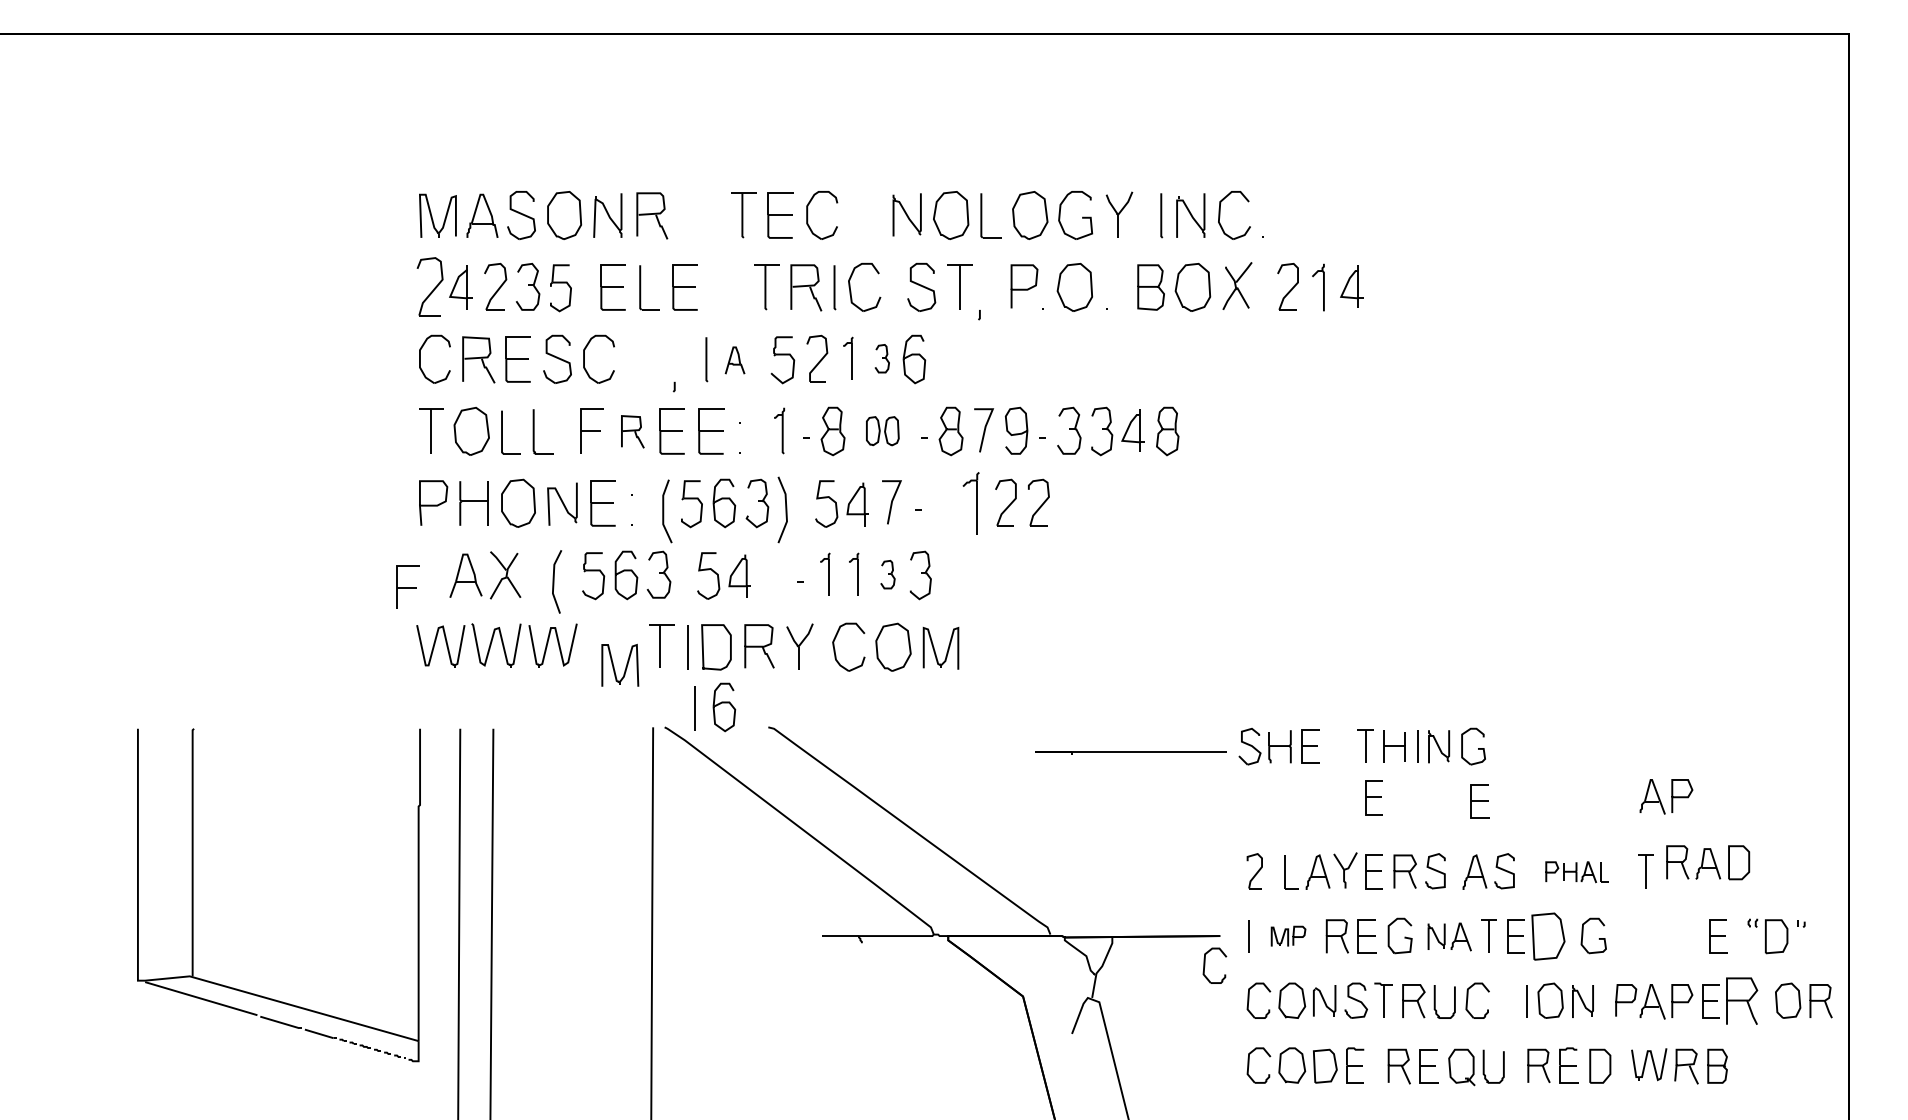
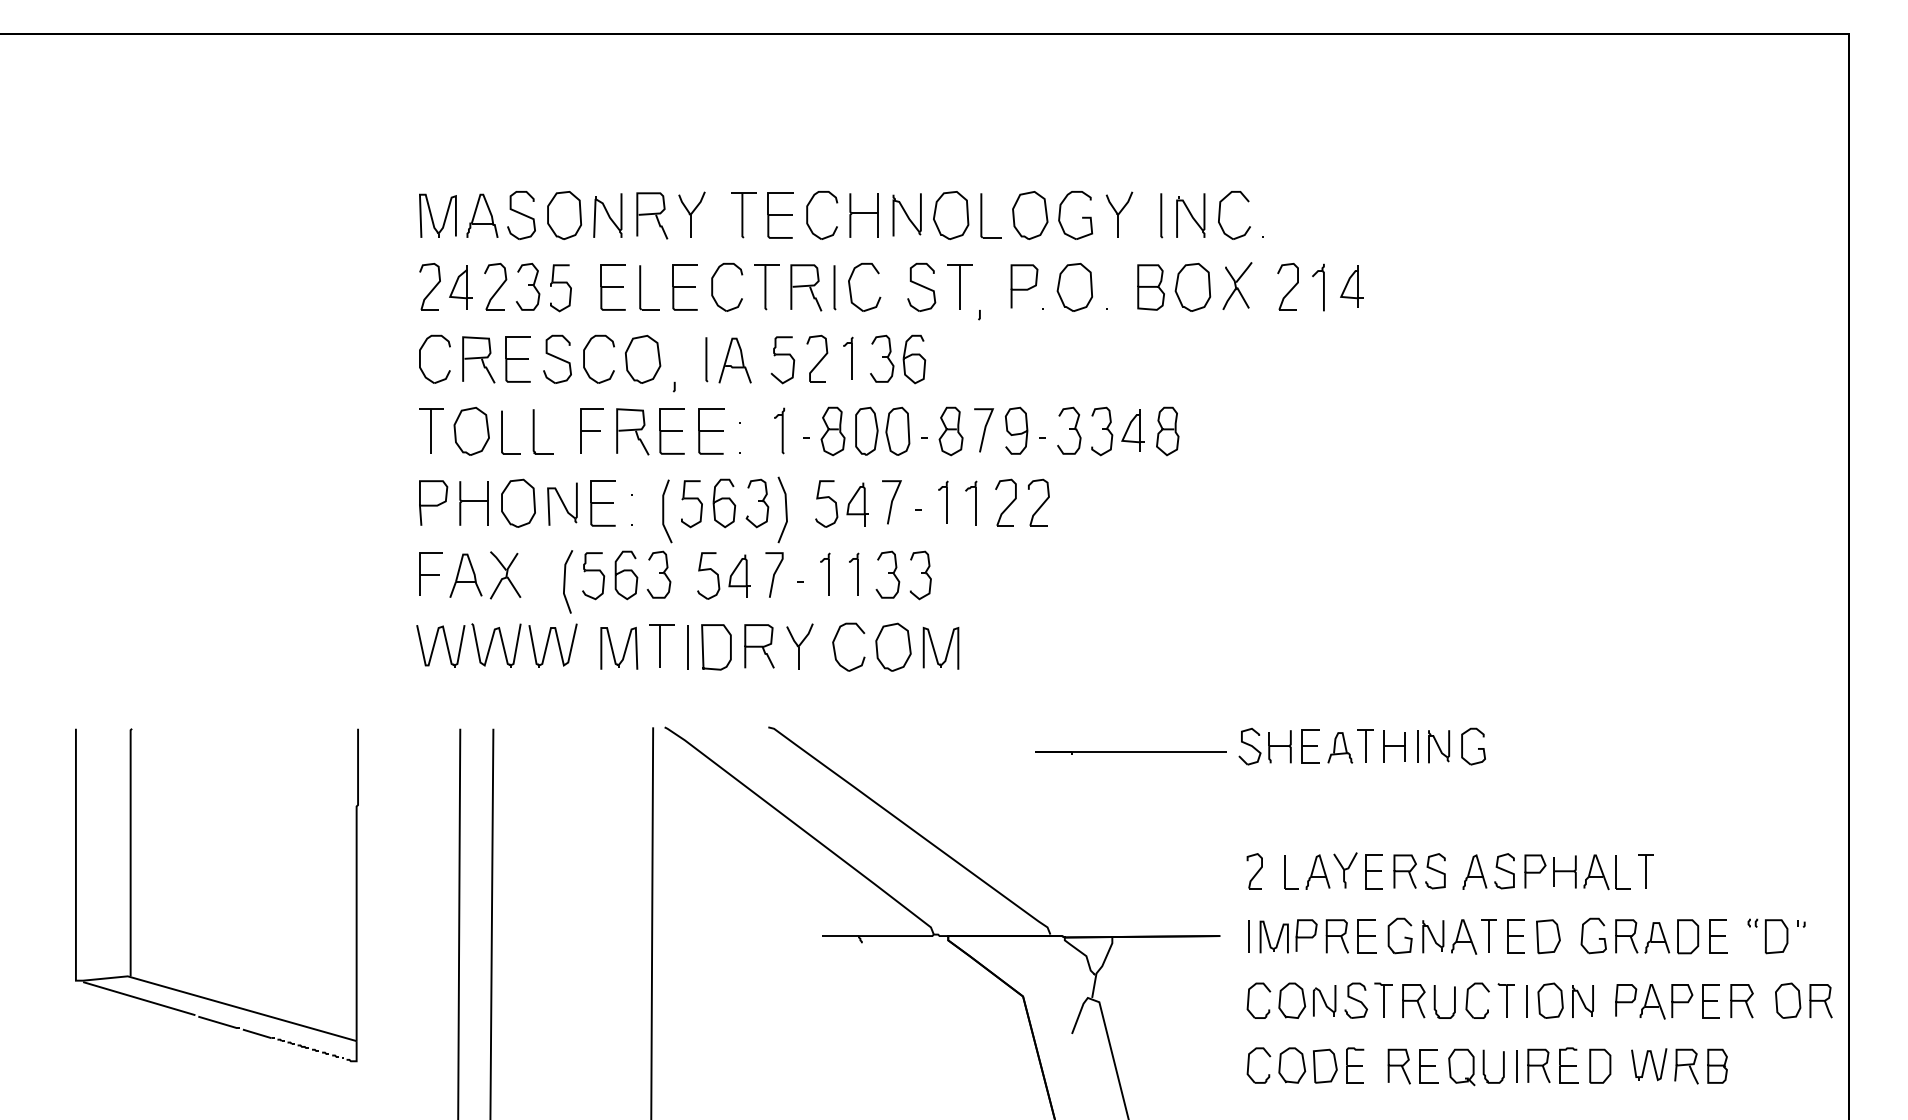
part: none -> present (691, 214)
part: none -> present (863, 215)
part size: 28x60 px -> 22x48 px (429, 286)
part: none -> present (713, 286)
part: none -> present (643, 358)
part size: 16x30 px -> 25x49 px (882, 358)
part size: 22x29 px -> 34x47 px (734, 360)
part size: 24x34 px -> 34x48 px (632, 431)
part size: 34x31 px -> 56x50 px (882, 430)
part: none -> present (943, 501)
part size: 18x63 px -> 13x46 px (971, 502)
line: none -> present (774, 574)
part size: 16x31 px -> 26x49 px (887, 574)
line position: (554, 581) -> (565, 581) (565, 581)
part position: (407, 586) -> (430, 573) (430, 573)
part position: (620, 664) -> (619, 647) (619, 647)
part: present -> none (724, 707)
line: present -> none (694, 708)
part: none -> present (1340, 747)
part: present -> none (1666, 796)
part: present -> none (1373, 797)
part: present -> none (1479, 801)
part position: (1708, 862) -> (1657, 936) (1657, 936)
part size: 64x23 px -> 107x37 px (1577, 872)
part position: (193, 895) -> (131, 895) (131, 895)
part size: 37x22 px -> 59x35 px (1288, 936)
part size: 45x30 px -> 56x36 px (1449, 936)
part size: 35x49 px -> 25x36 px (1548, 936)
part: present -> none (1205, 965)
part: none -> present (1505, 1000)
part size: 33x48 px -> 24x35 px (1741, 1001)
line: none -> present (1516, 1066)
